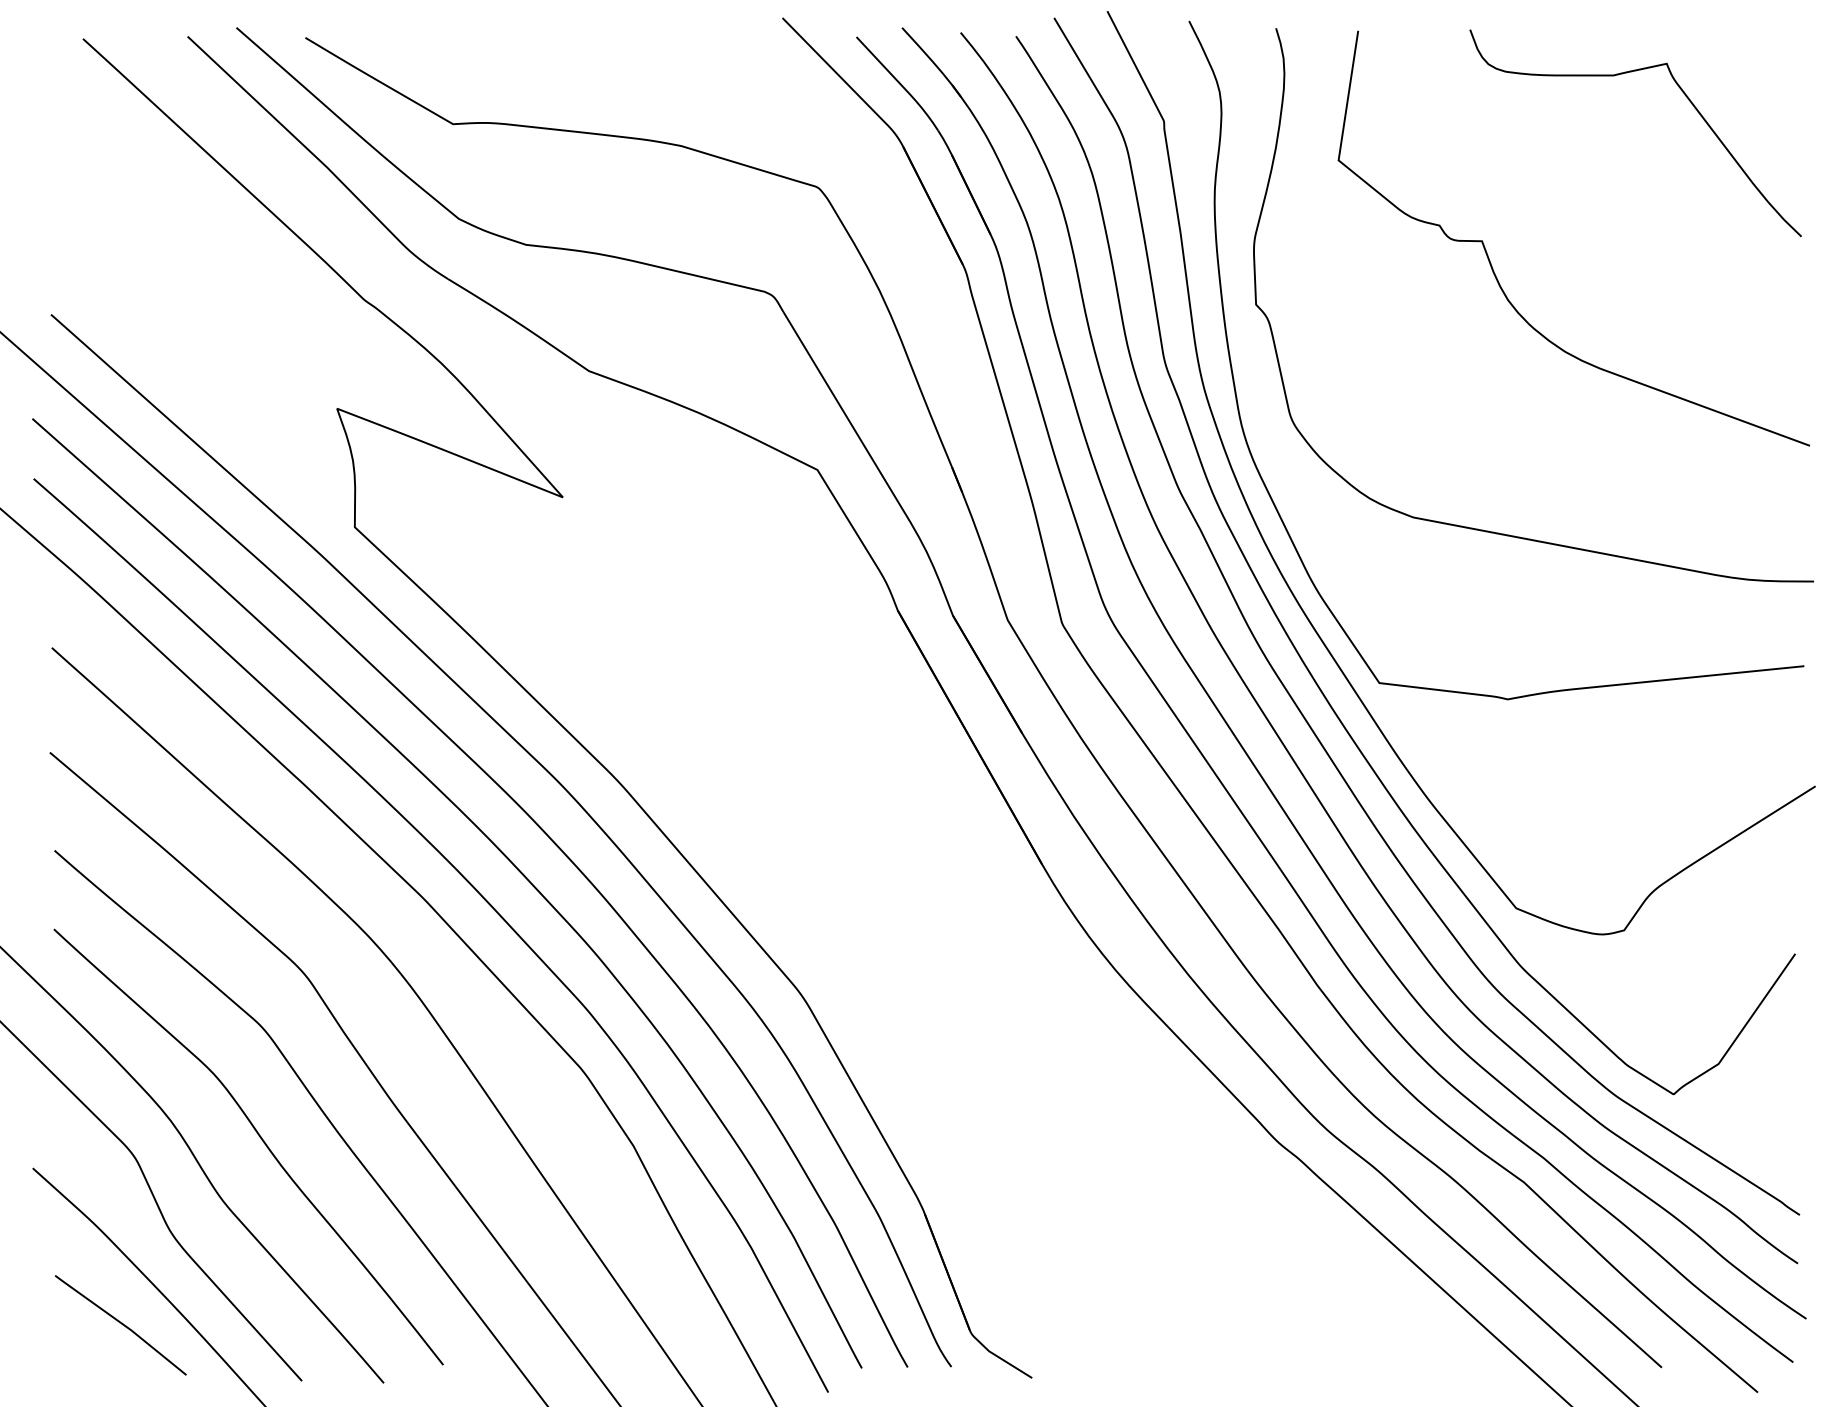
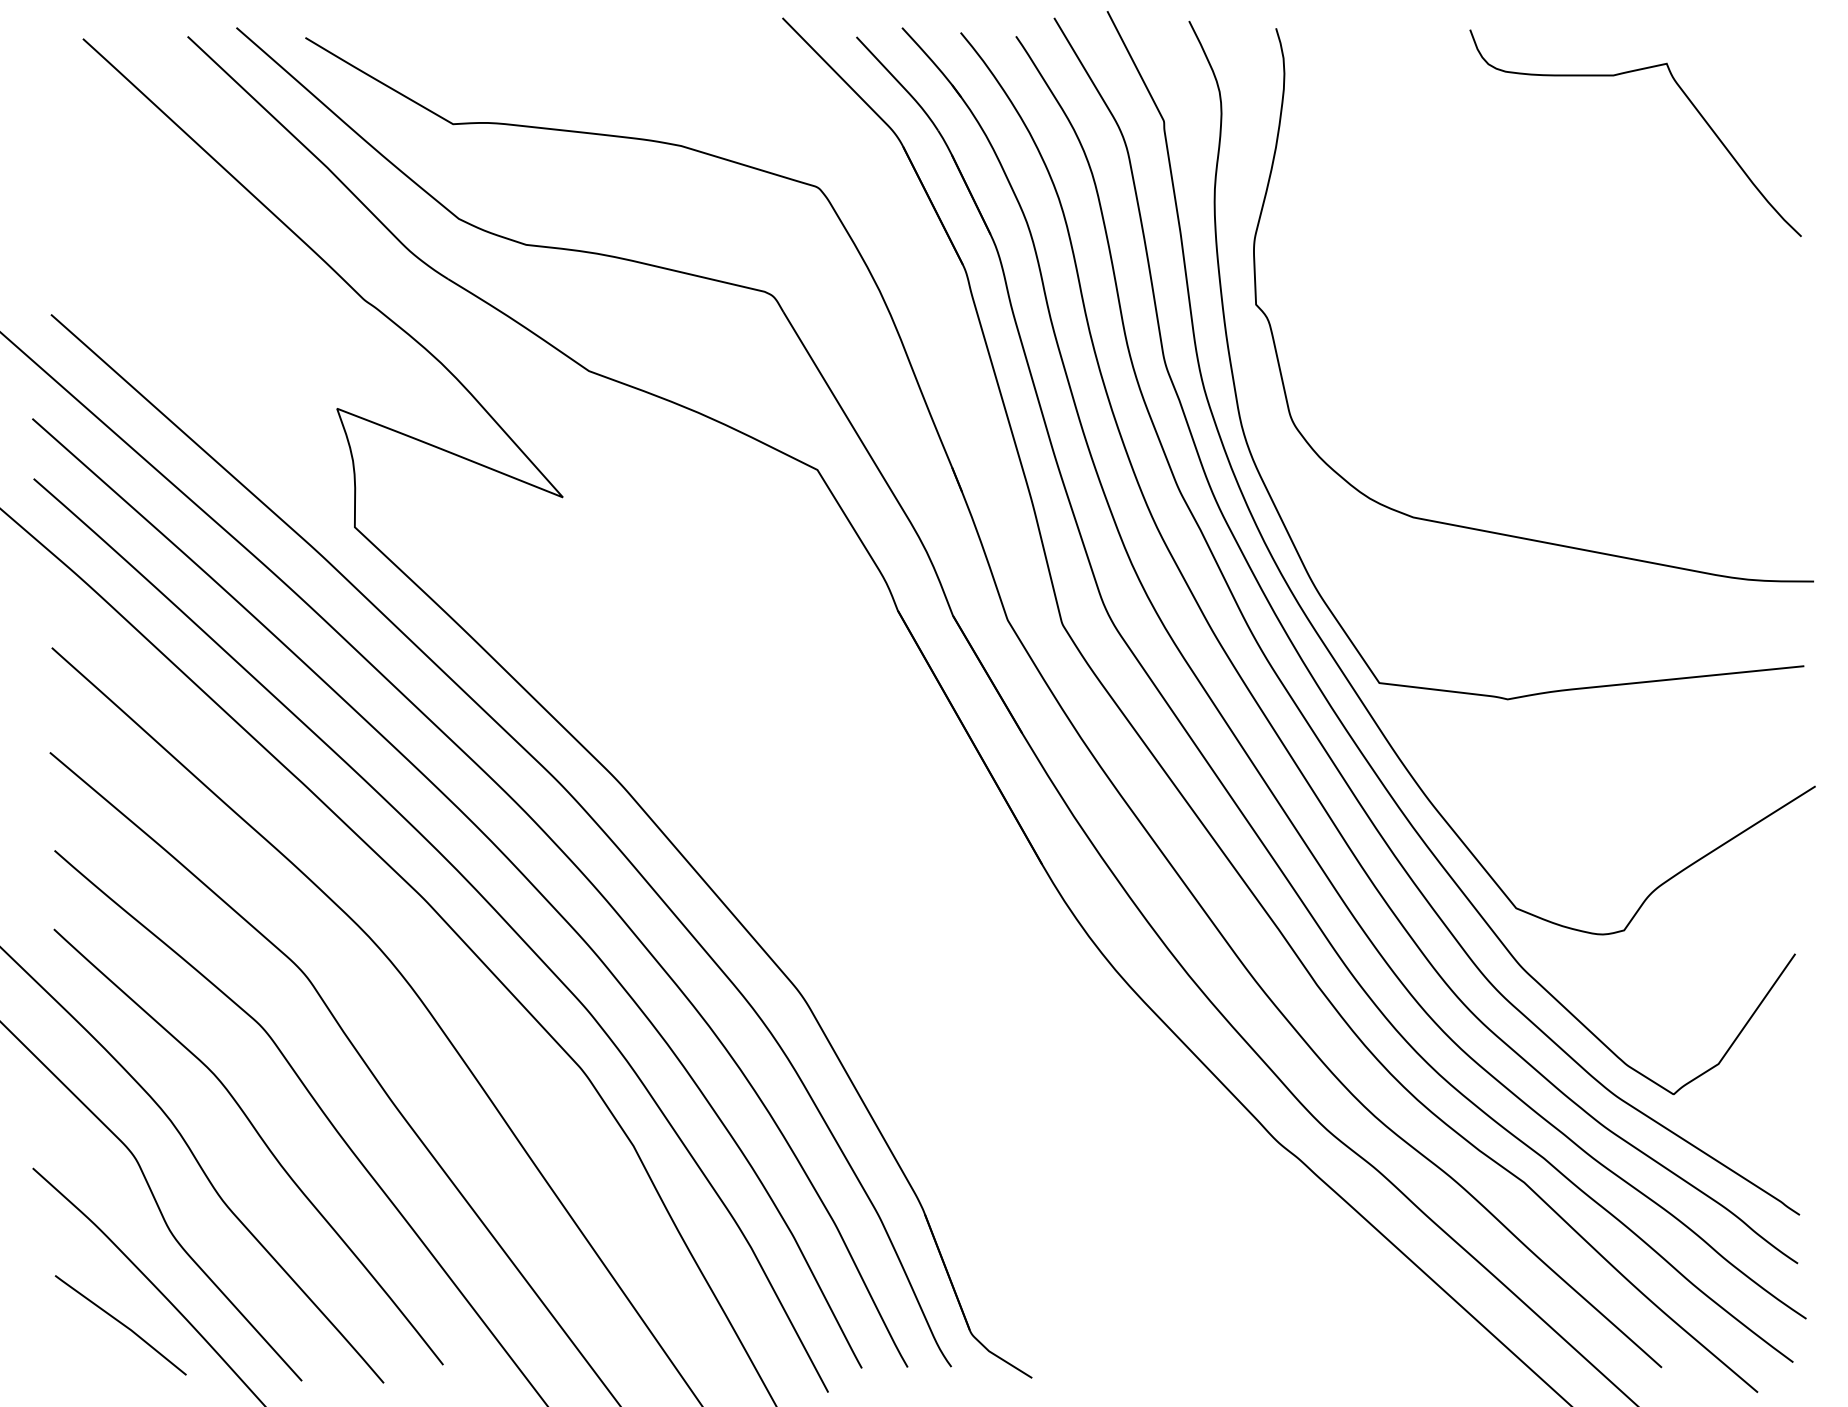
curve: present -> none (1492, 265)
